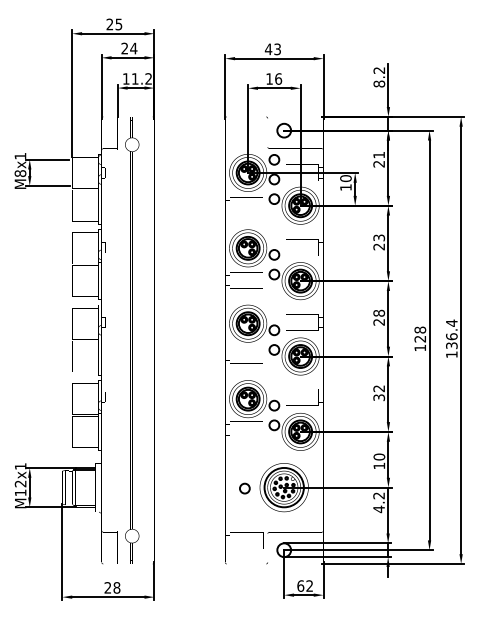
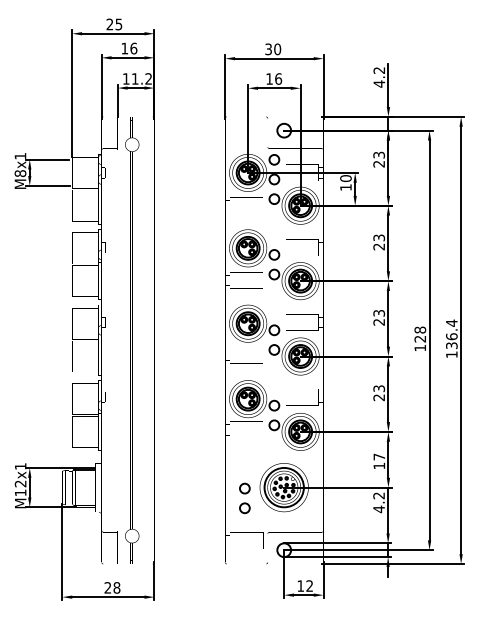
text: 24 -> 16 (129, 48)
text: 43 -> 30 (272, 49)
text: 8.2 -> 4.2 (379, 83)
text: 21 -> 23 (379, 154)
text: 28 -> 23 (378, 312)
text: 32 -> 23 (379, 393)
text: 10 -> 17 (379, 456)
part: none -> present (244, 508)
text: 62 -> 12 (300, 585)
